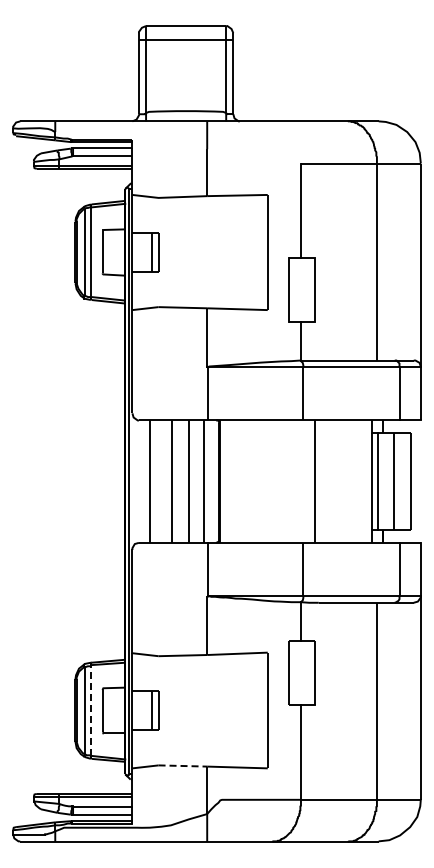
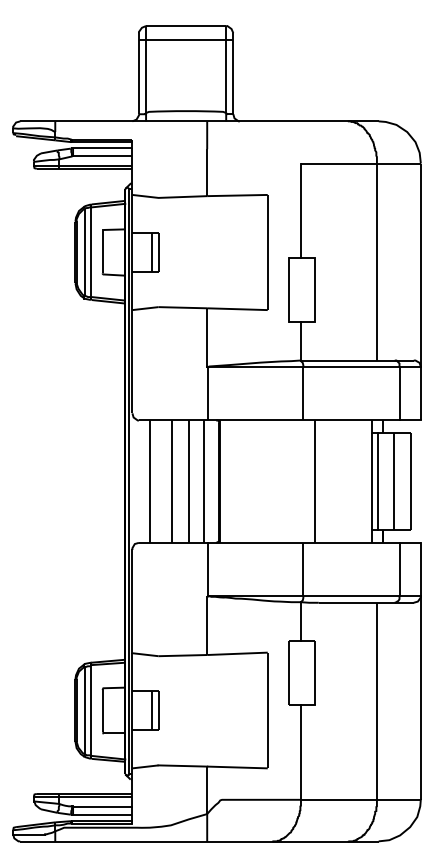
line: dashed -> solid (91, 710)
line: dashed -> solid (183, 766)
